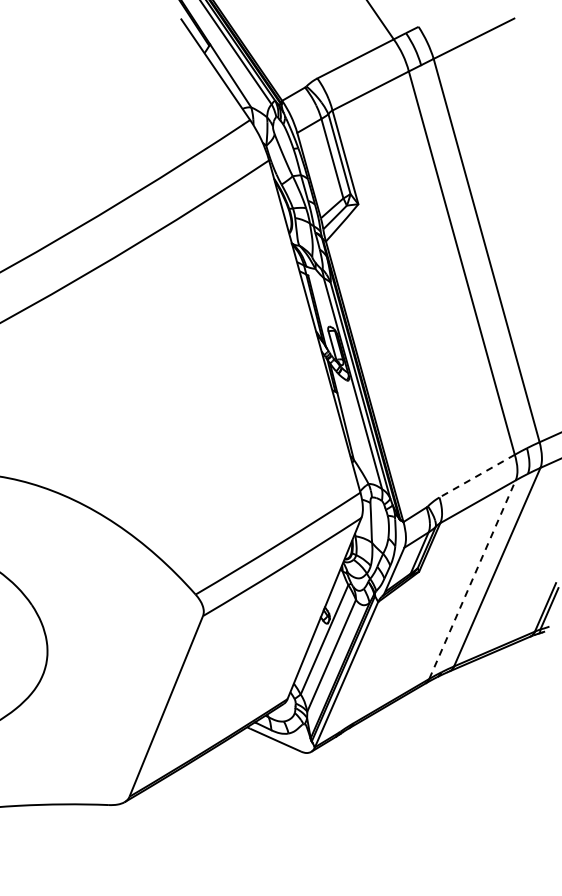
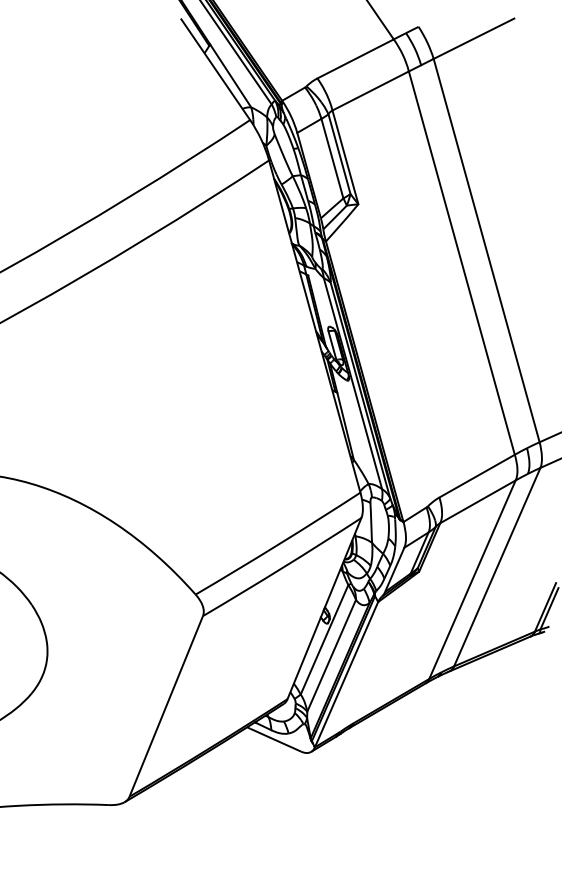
line: dashed -> solid (476, 476)
line: dashed -> solid (472, 579)
